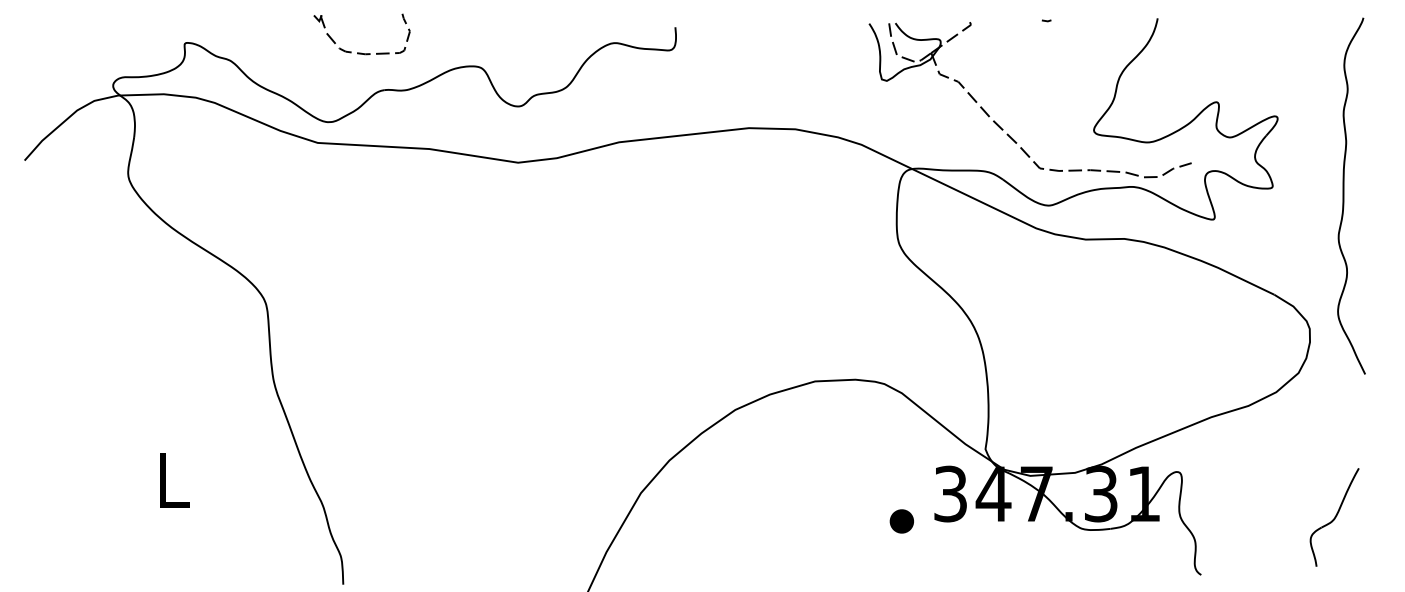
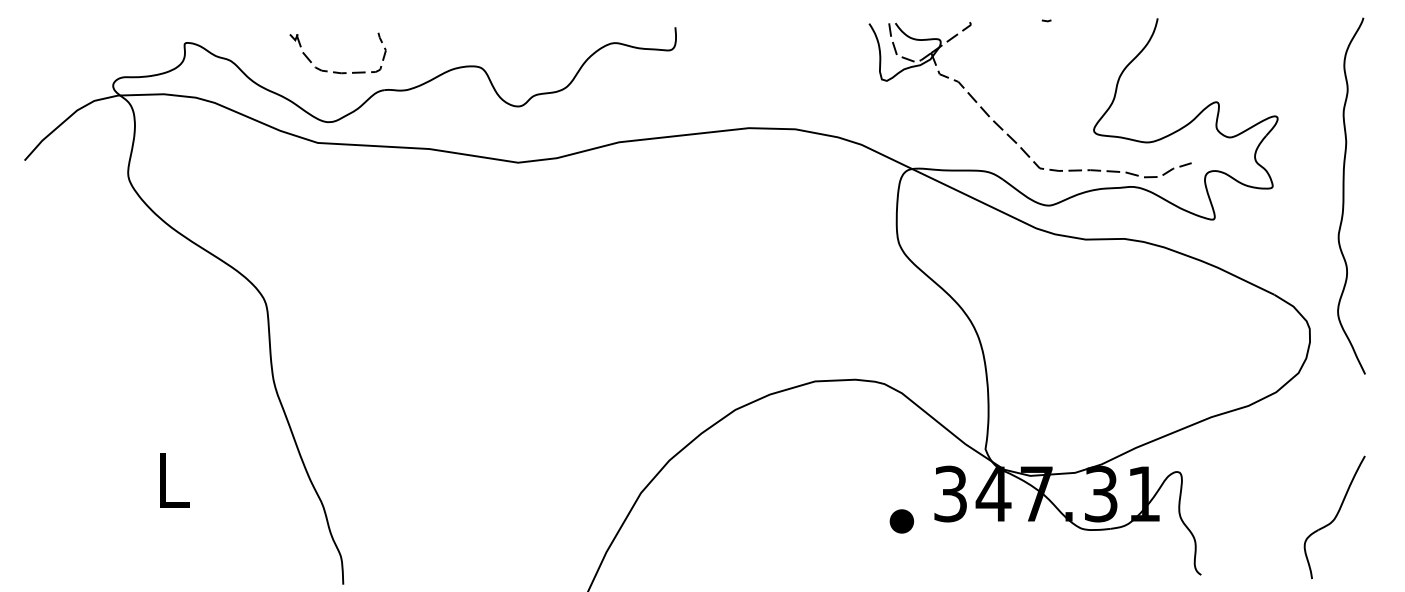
part position: (361, 52) -> (337, 71) (337, 71)
part size: 51x99 px -> 63x125 px (1334, 517)
